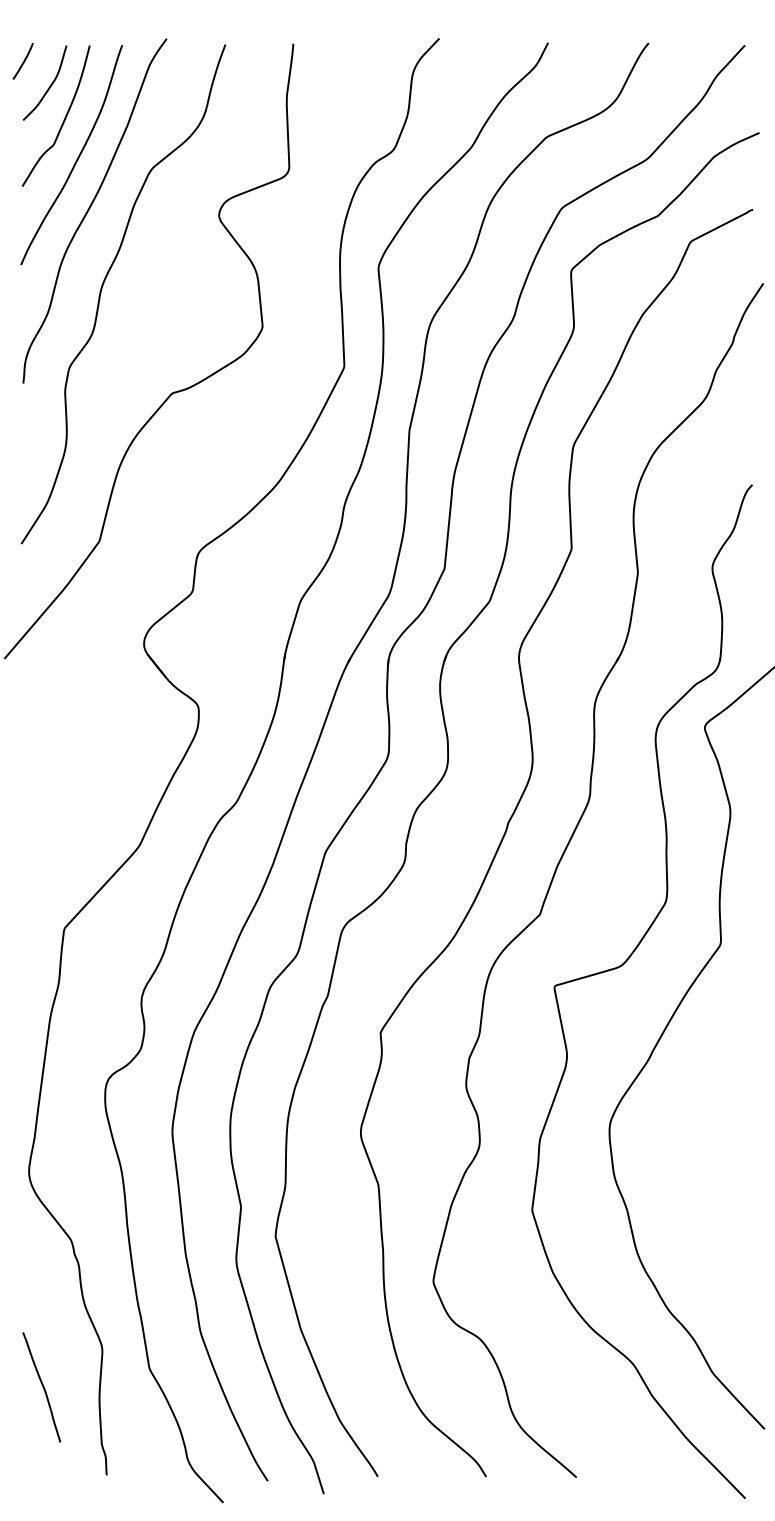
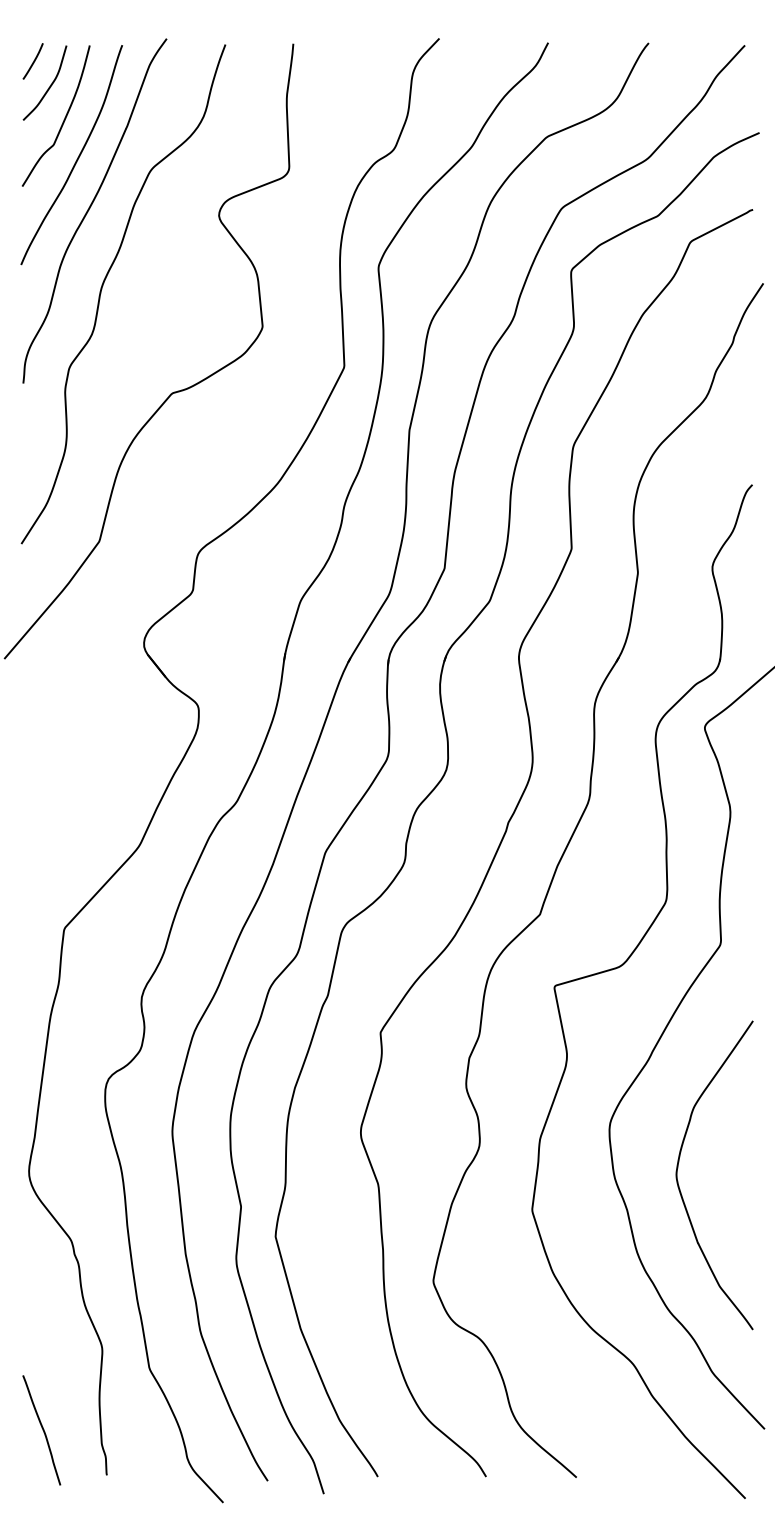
line position: (23, 61) -> (33, 61) (33, 61)
curve: none -> present (679, 1185)
curve position: (42, 1387) -> (42, 1430) (42, 1430)
